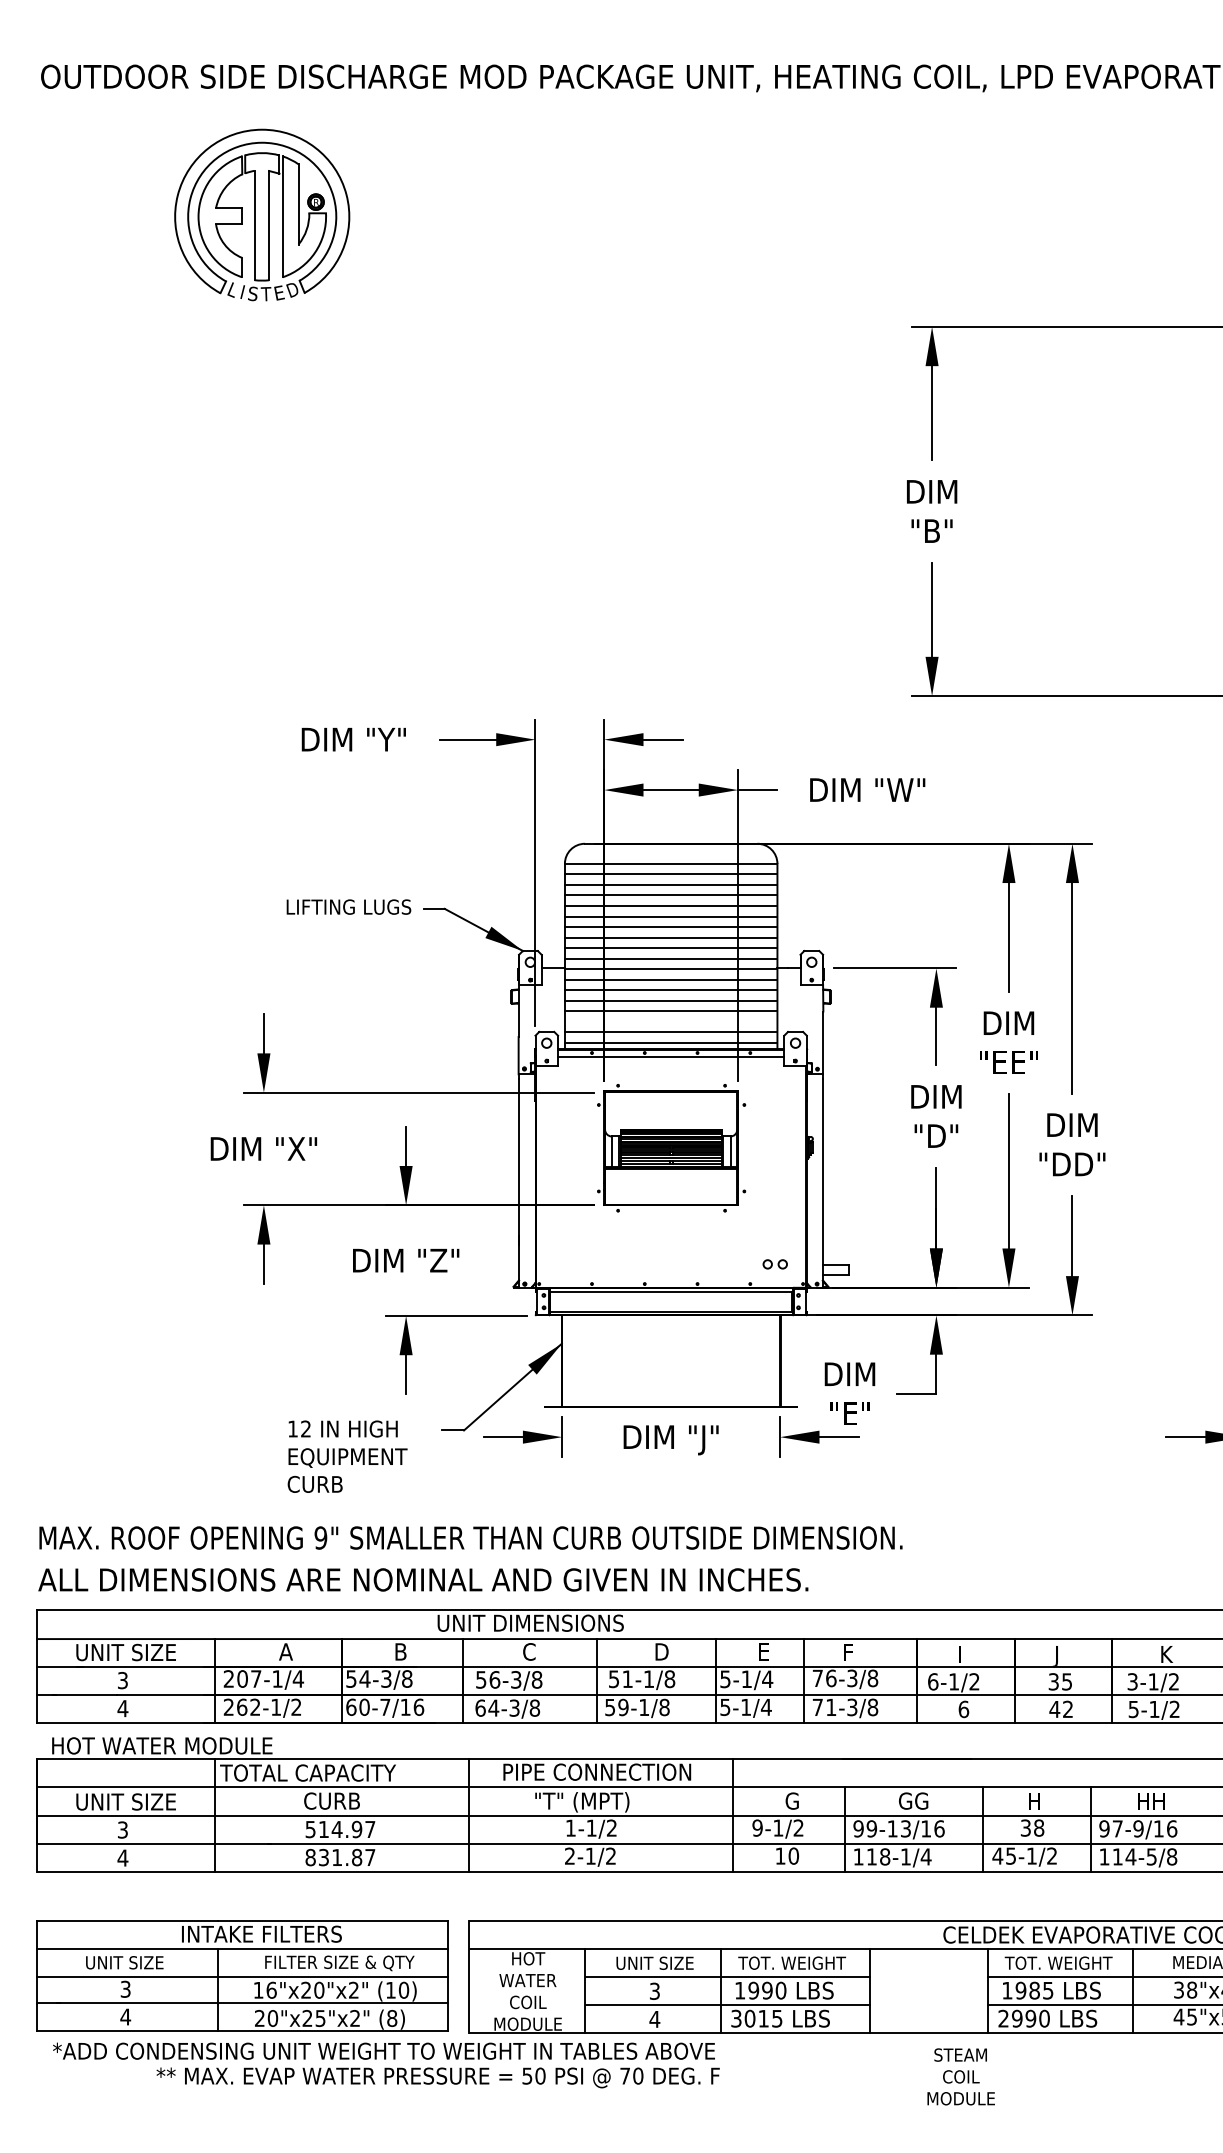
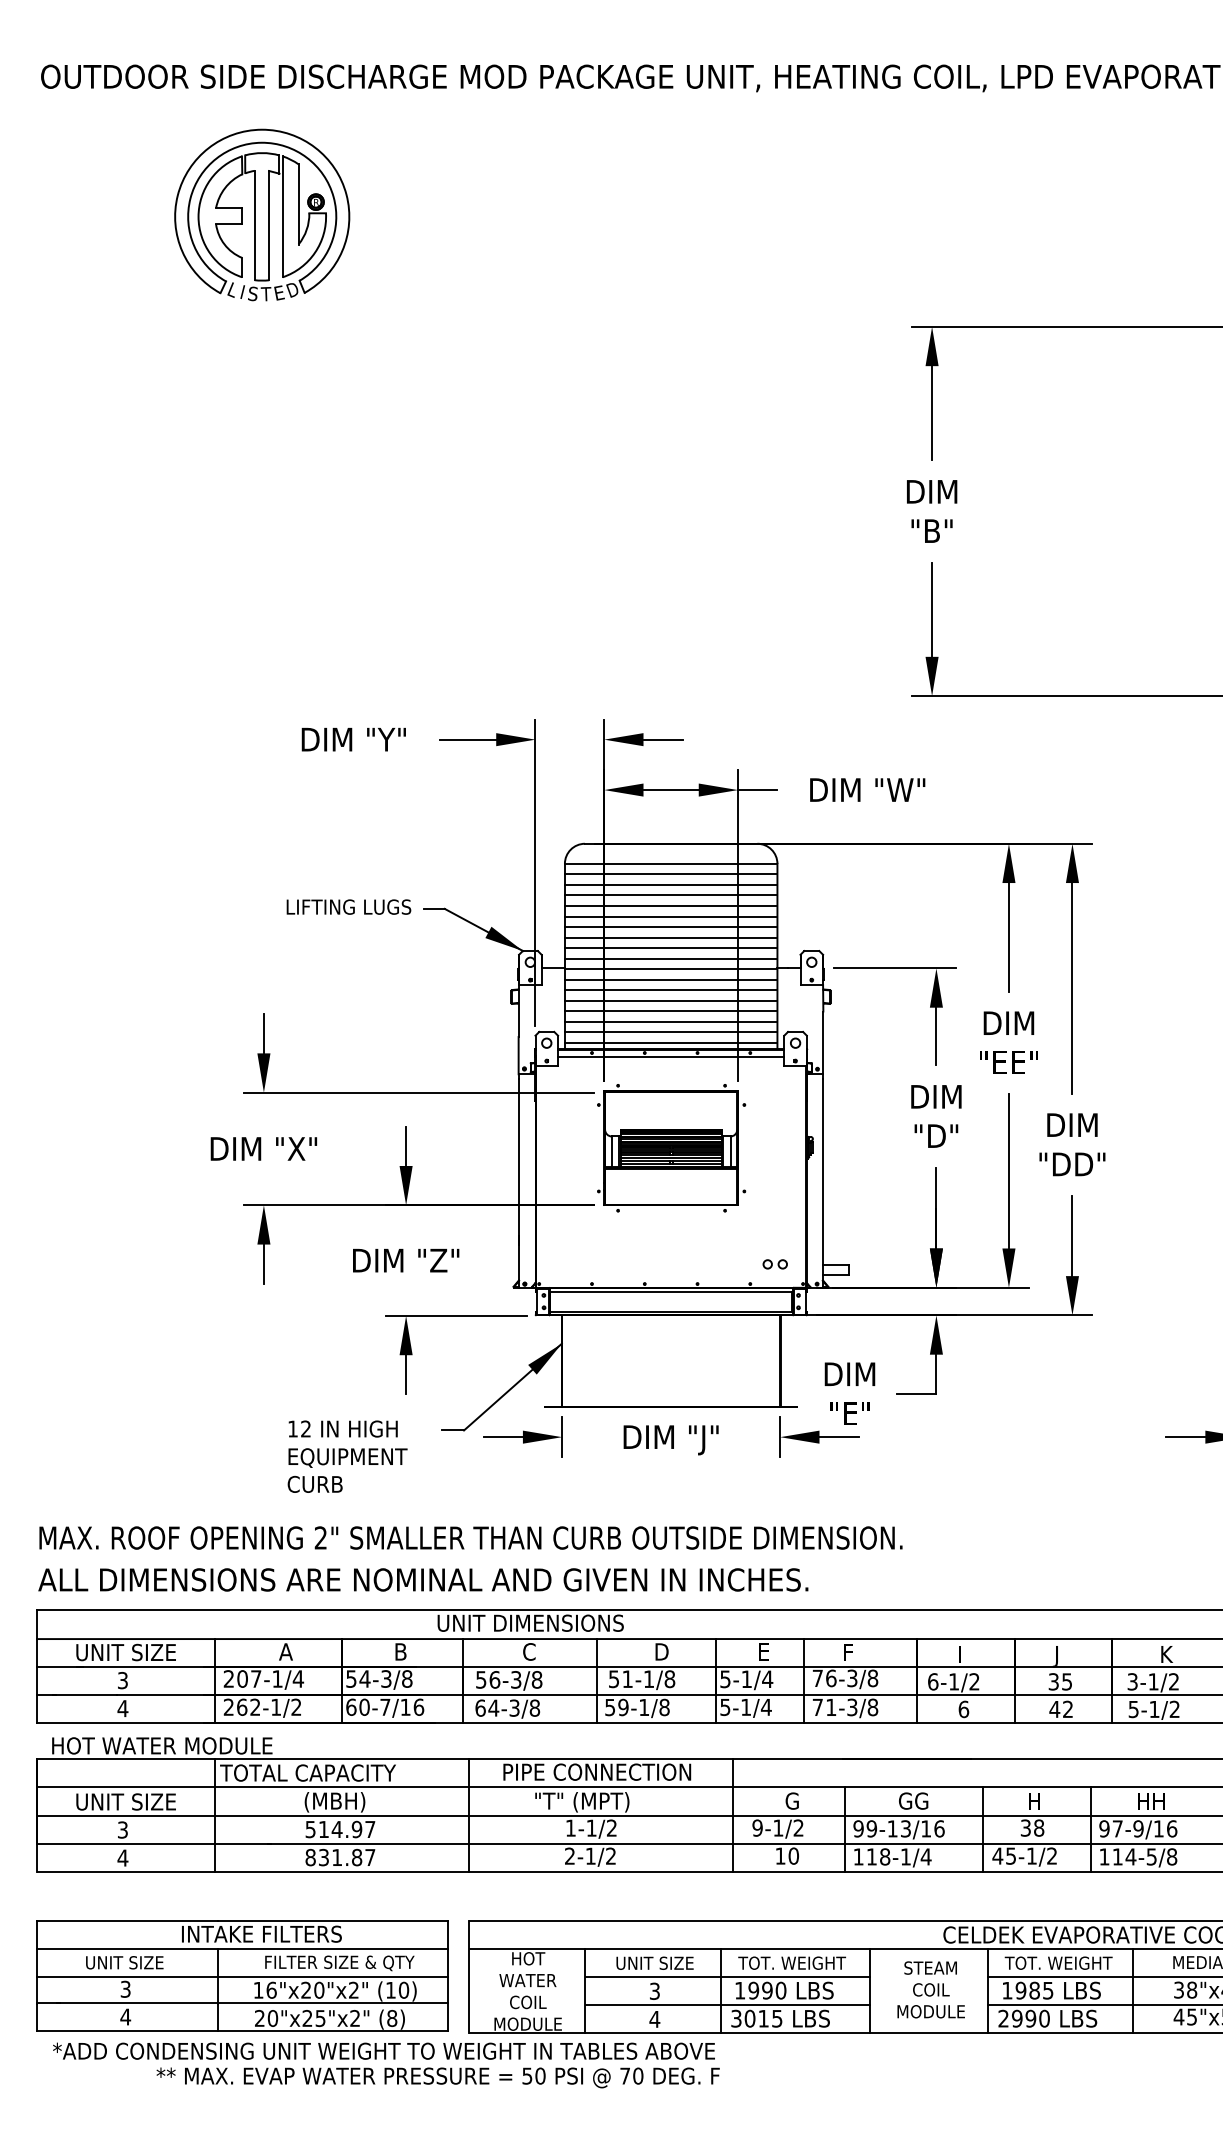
line: none -> present (670, 1021)
text: 9" -> 2" (320, 1537)
text: CURB -> (MBH) (334, 1802)
text position: (960, 2076) -> (930, 1989) (930, 1989)
